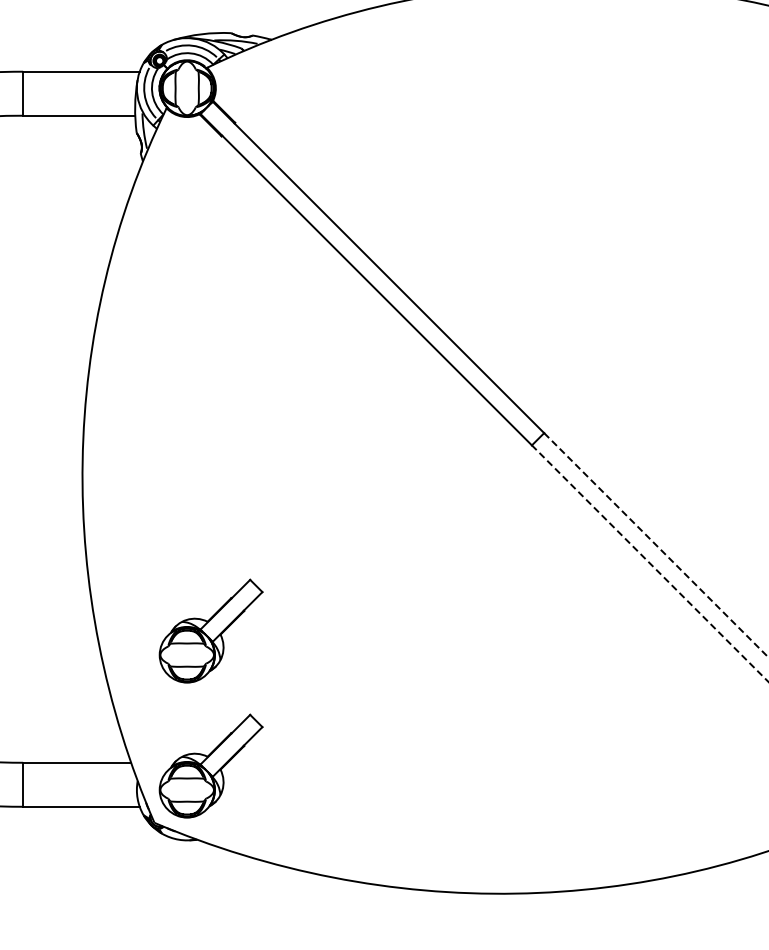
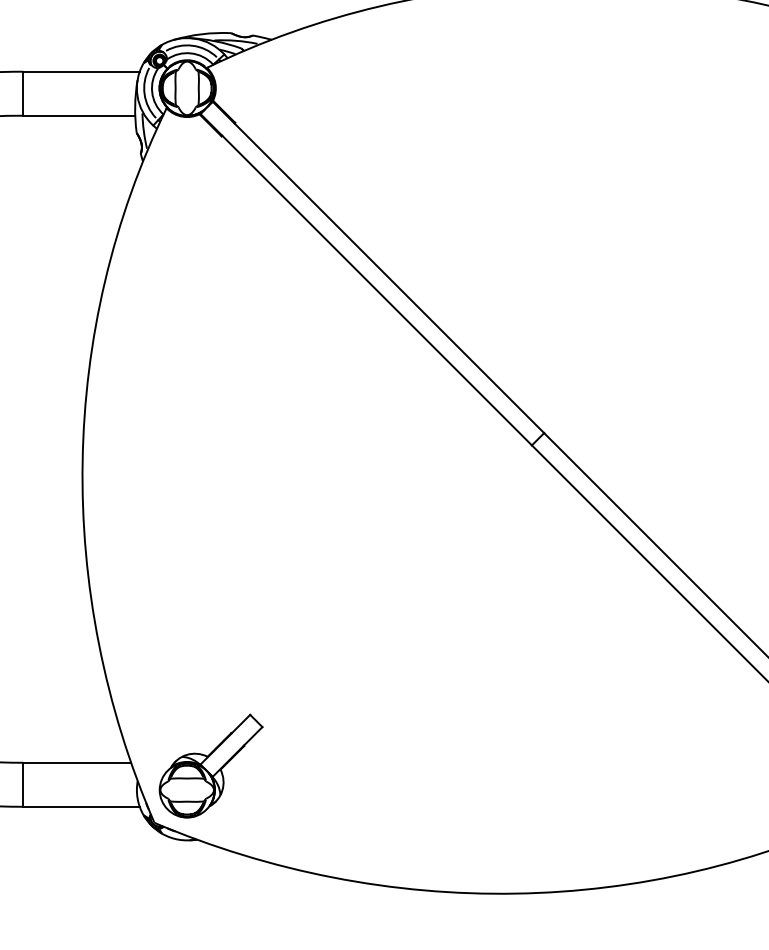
line: dashed -> solid (656, 545)
line: dashed -> solid (649, 563)
part: present -> none (210, 630)
